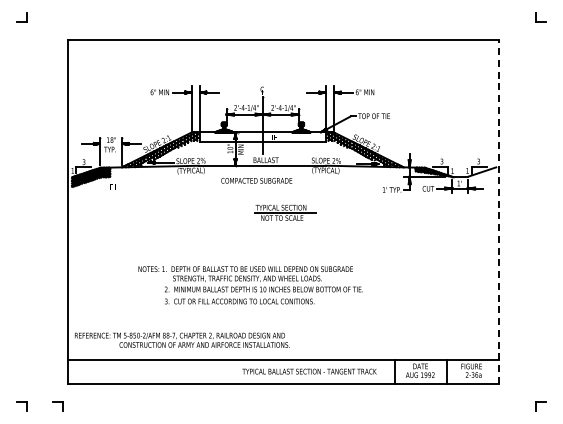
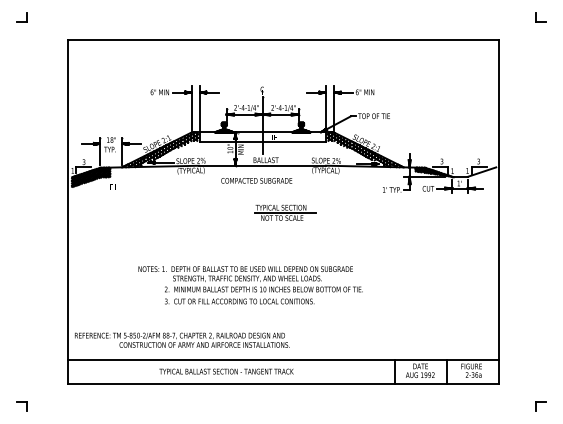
line: dashed -> solid (498, 211)
text position: (309, 371) -> (226, 371) (226, 371)
part: present -> none (57, 406)
